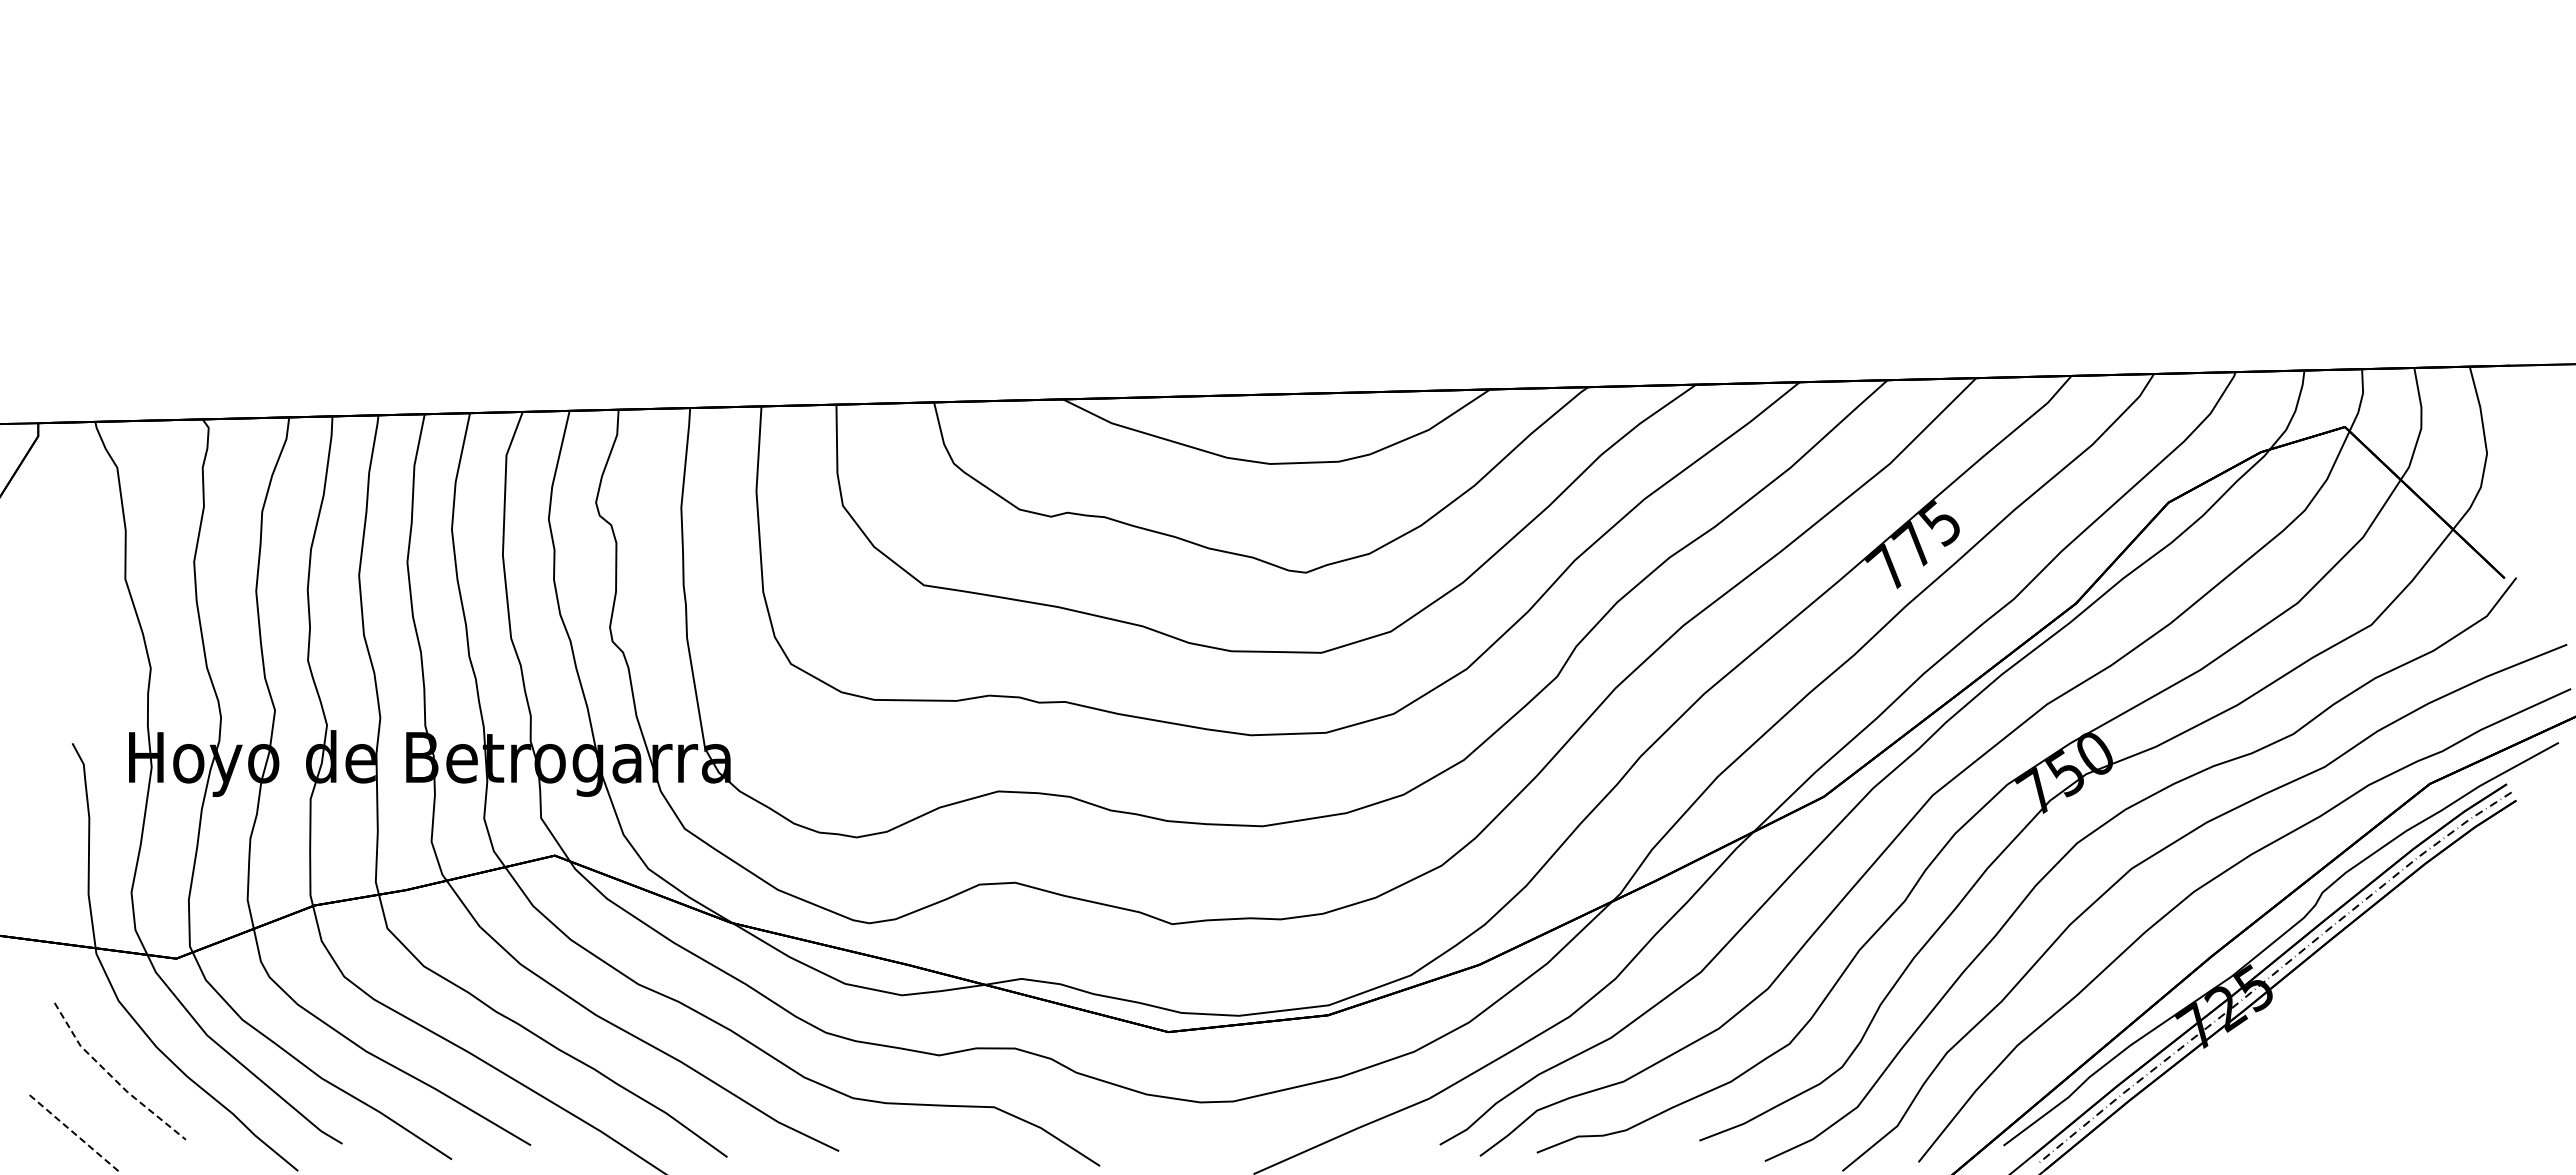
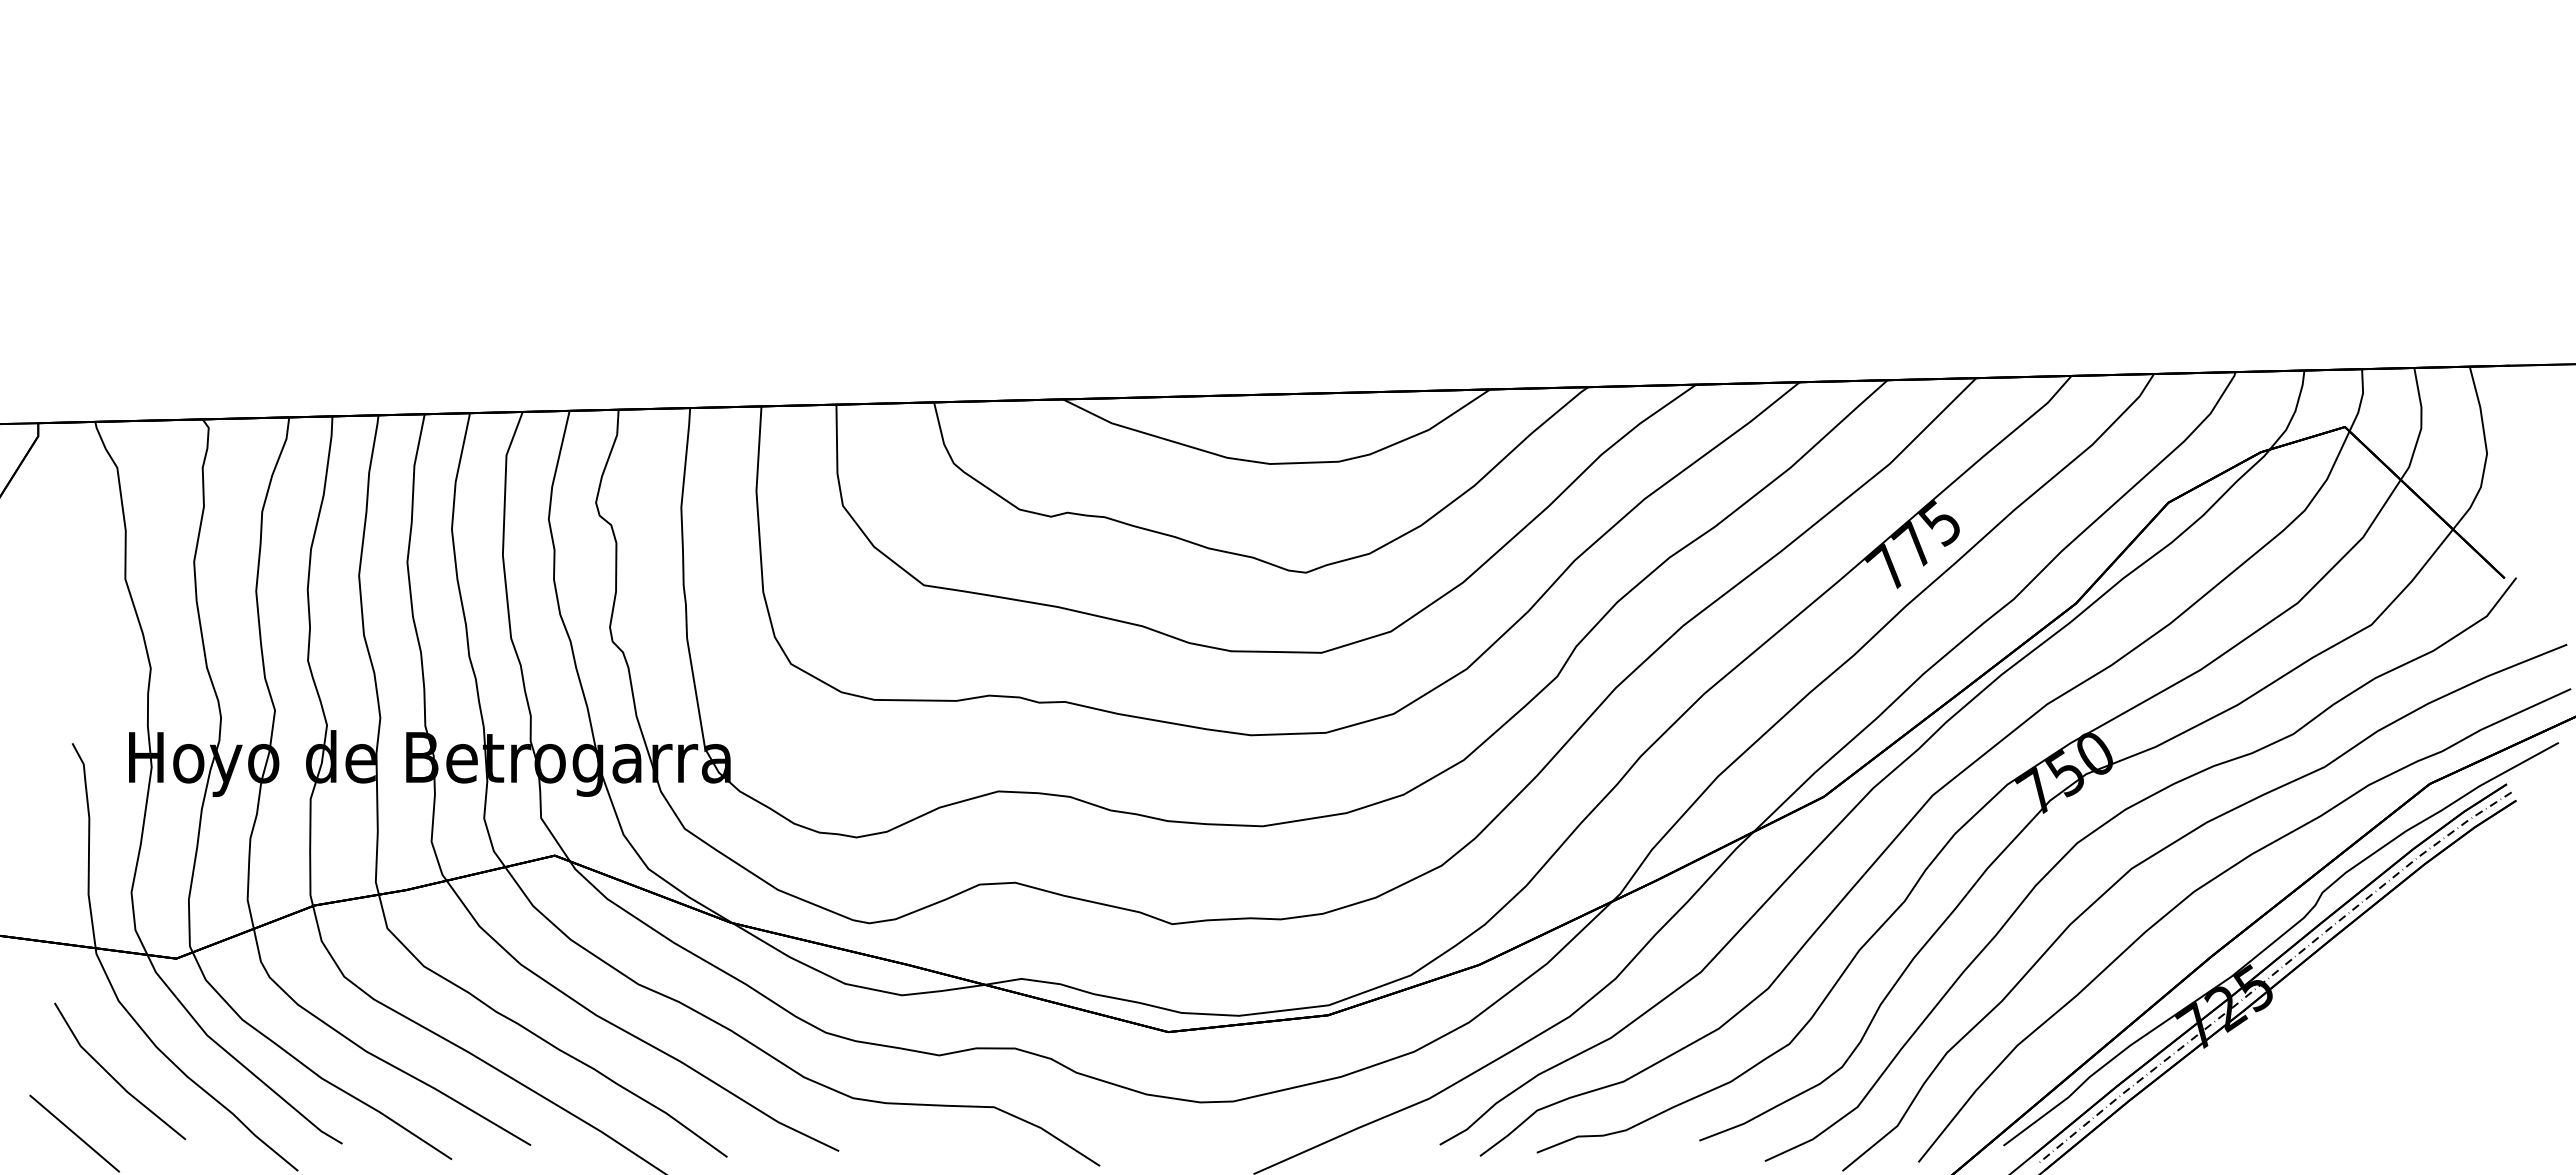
line: dashed -> solid (113, 1078)
line: dashed -> solid (75, 1133)
